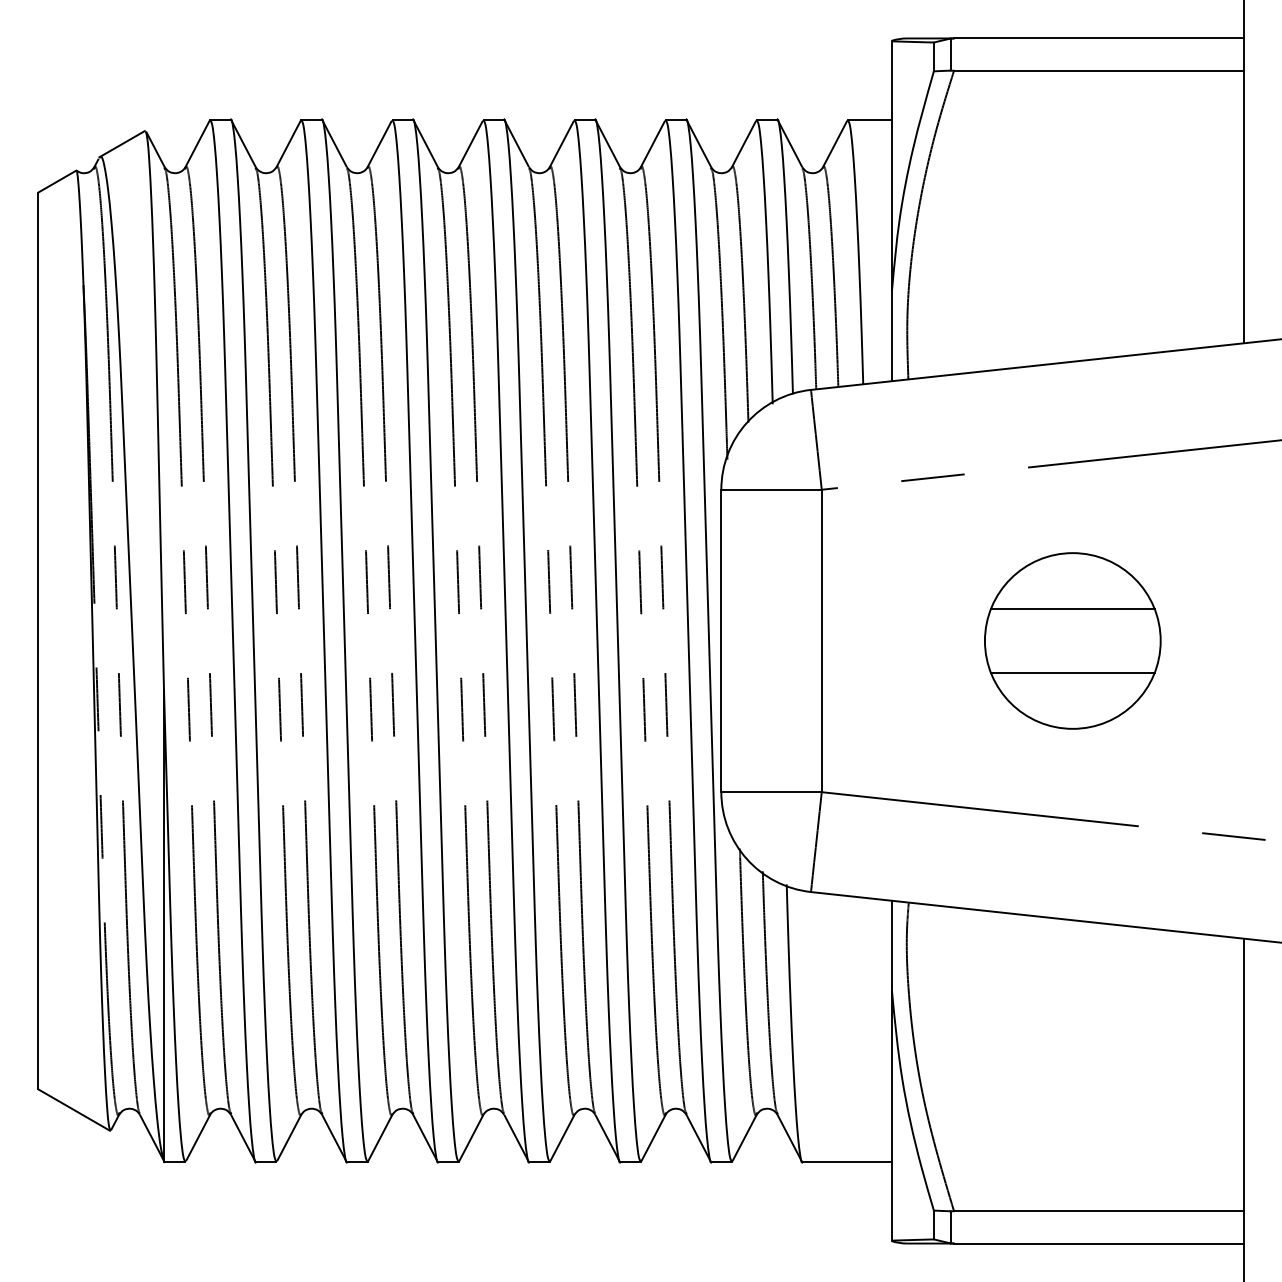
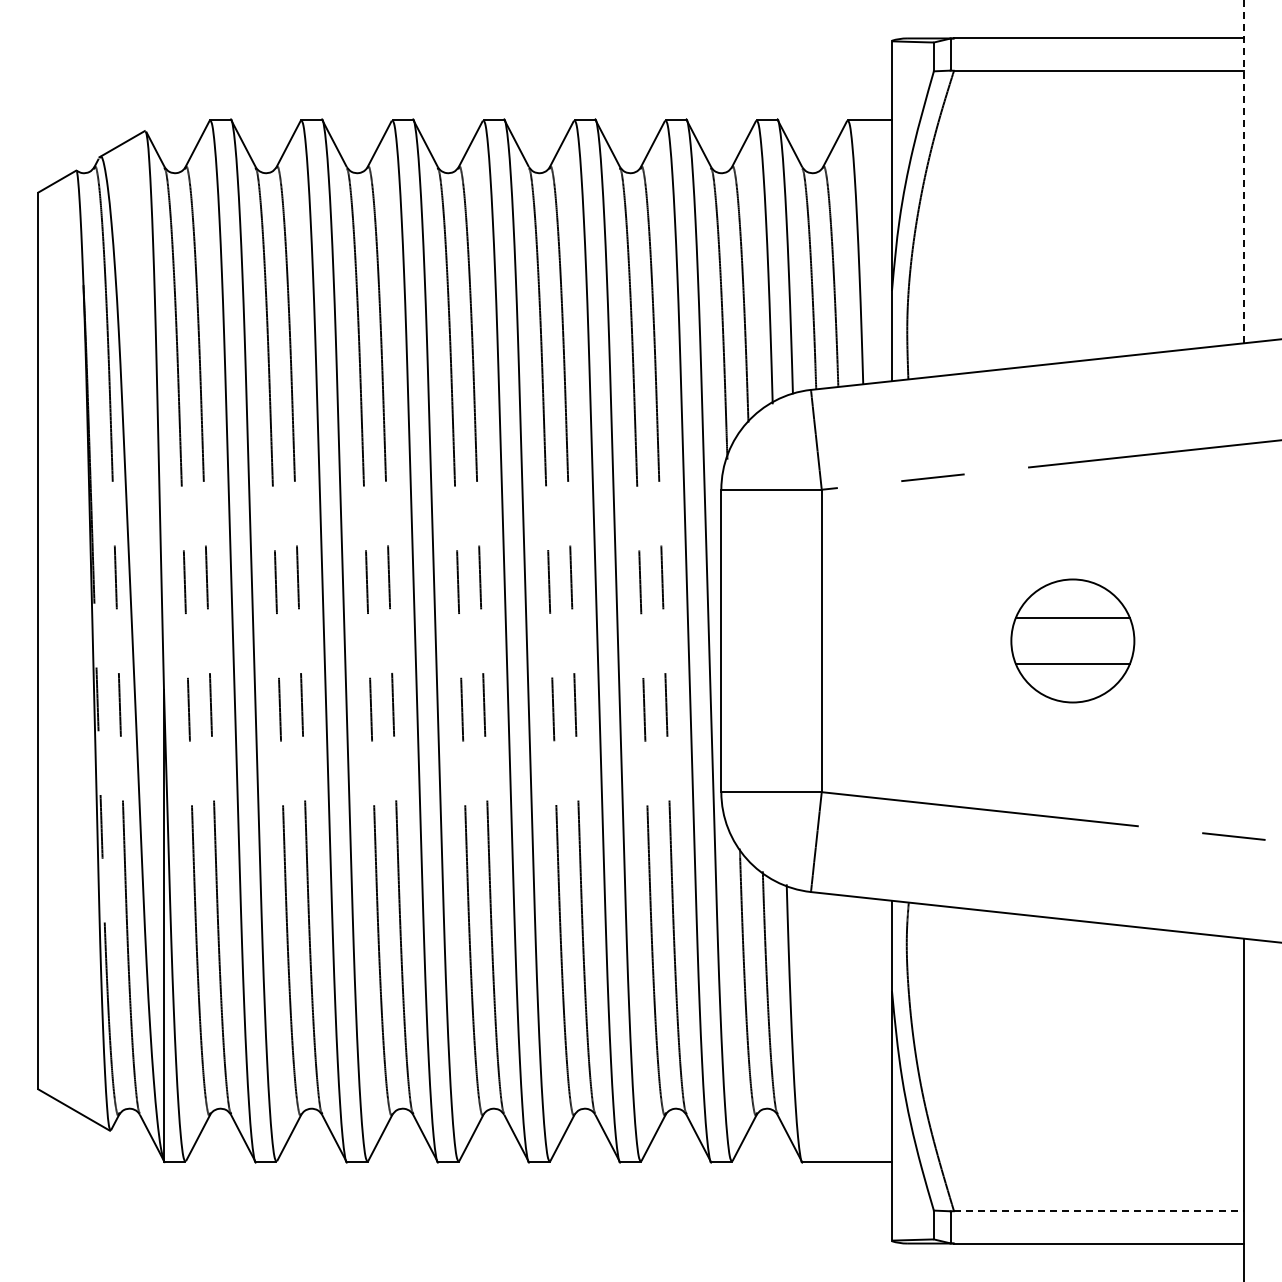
line: solid -> dashed (1243, 171)
part size: 178x178 px -> 126x126 px (1072, 640)
line: solid -> dashed (1098, 1211)
